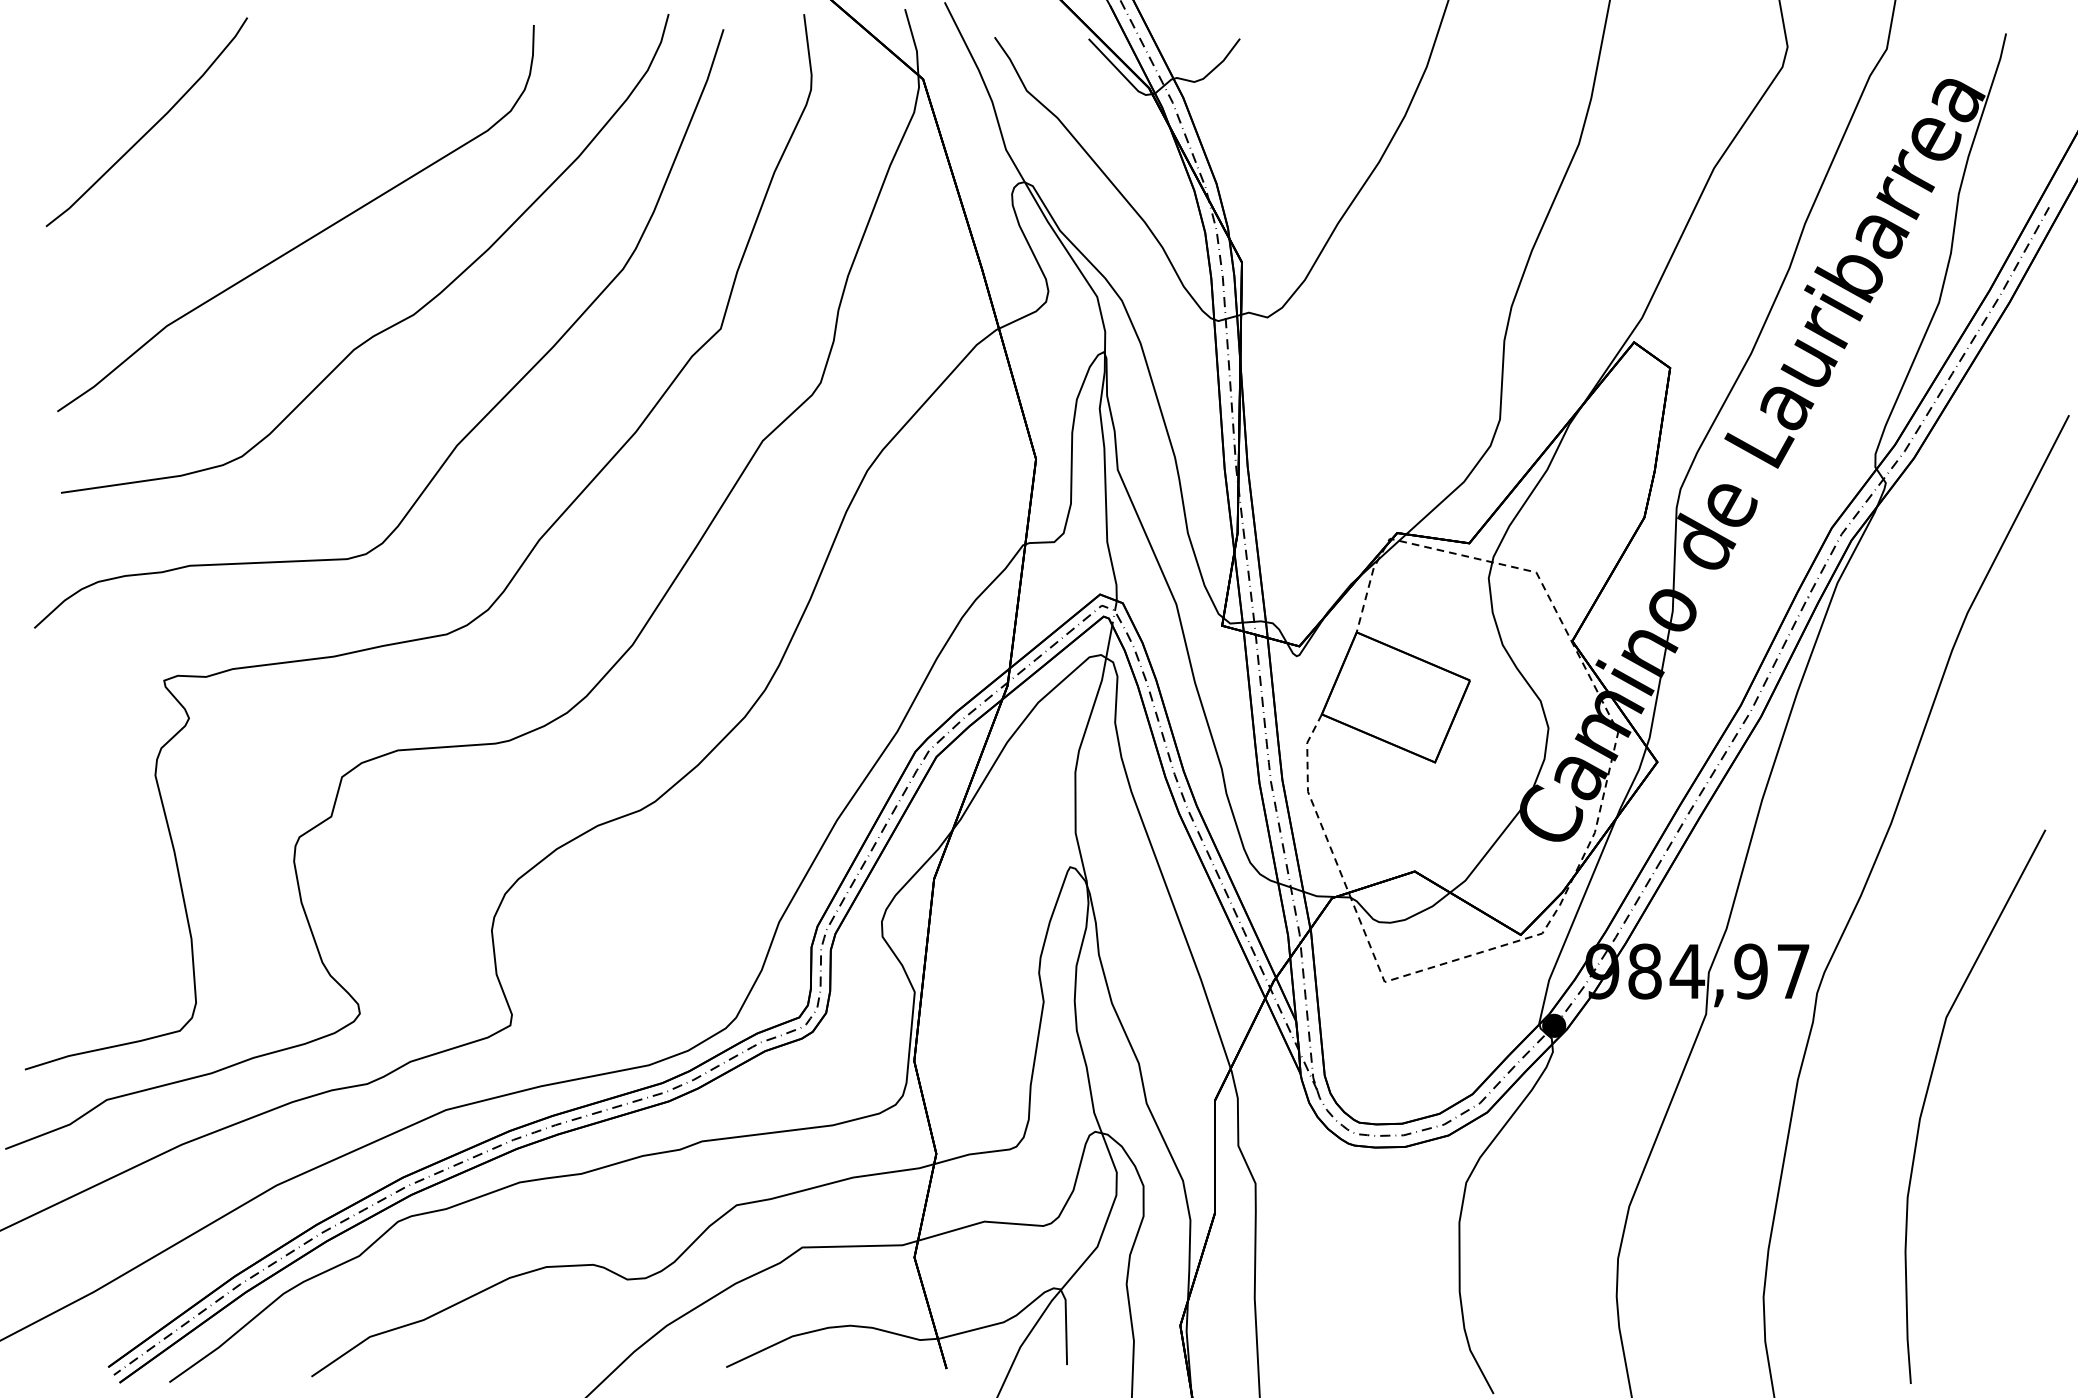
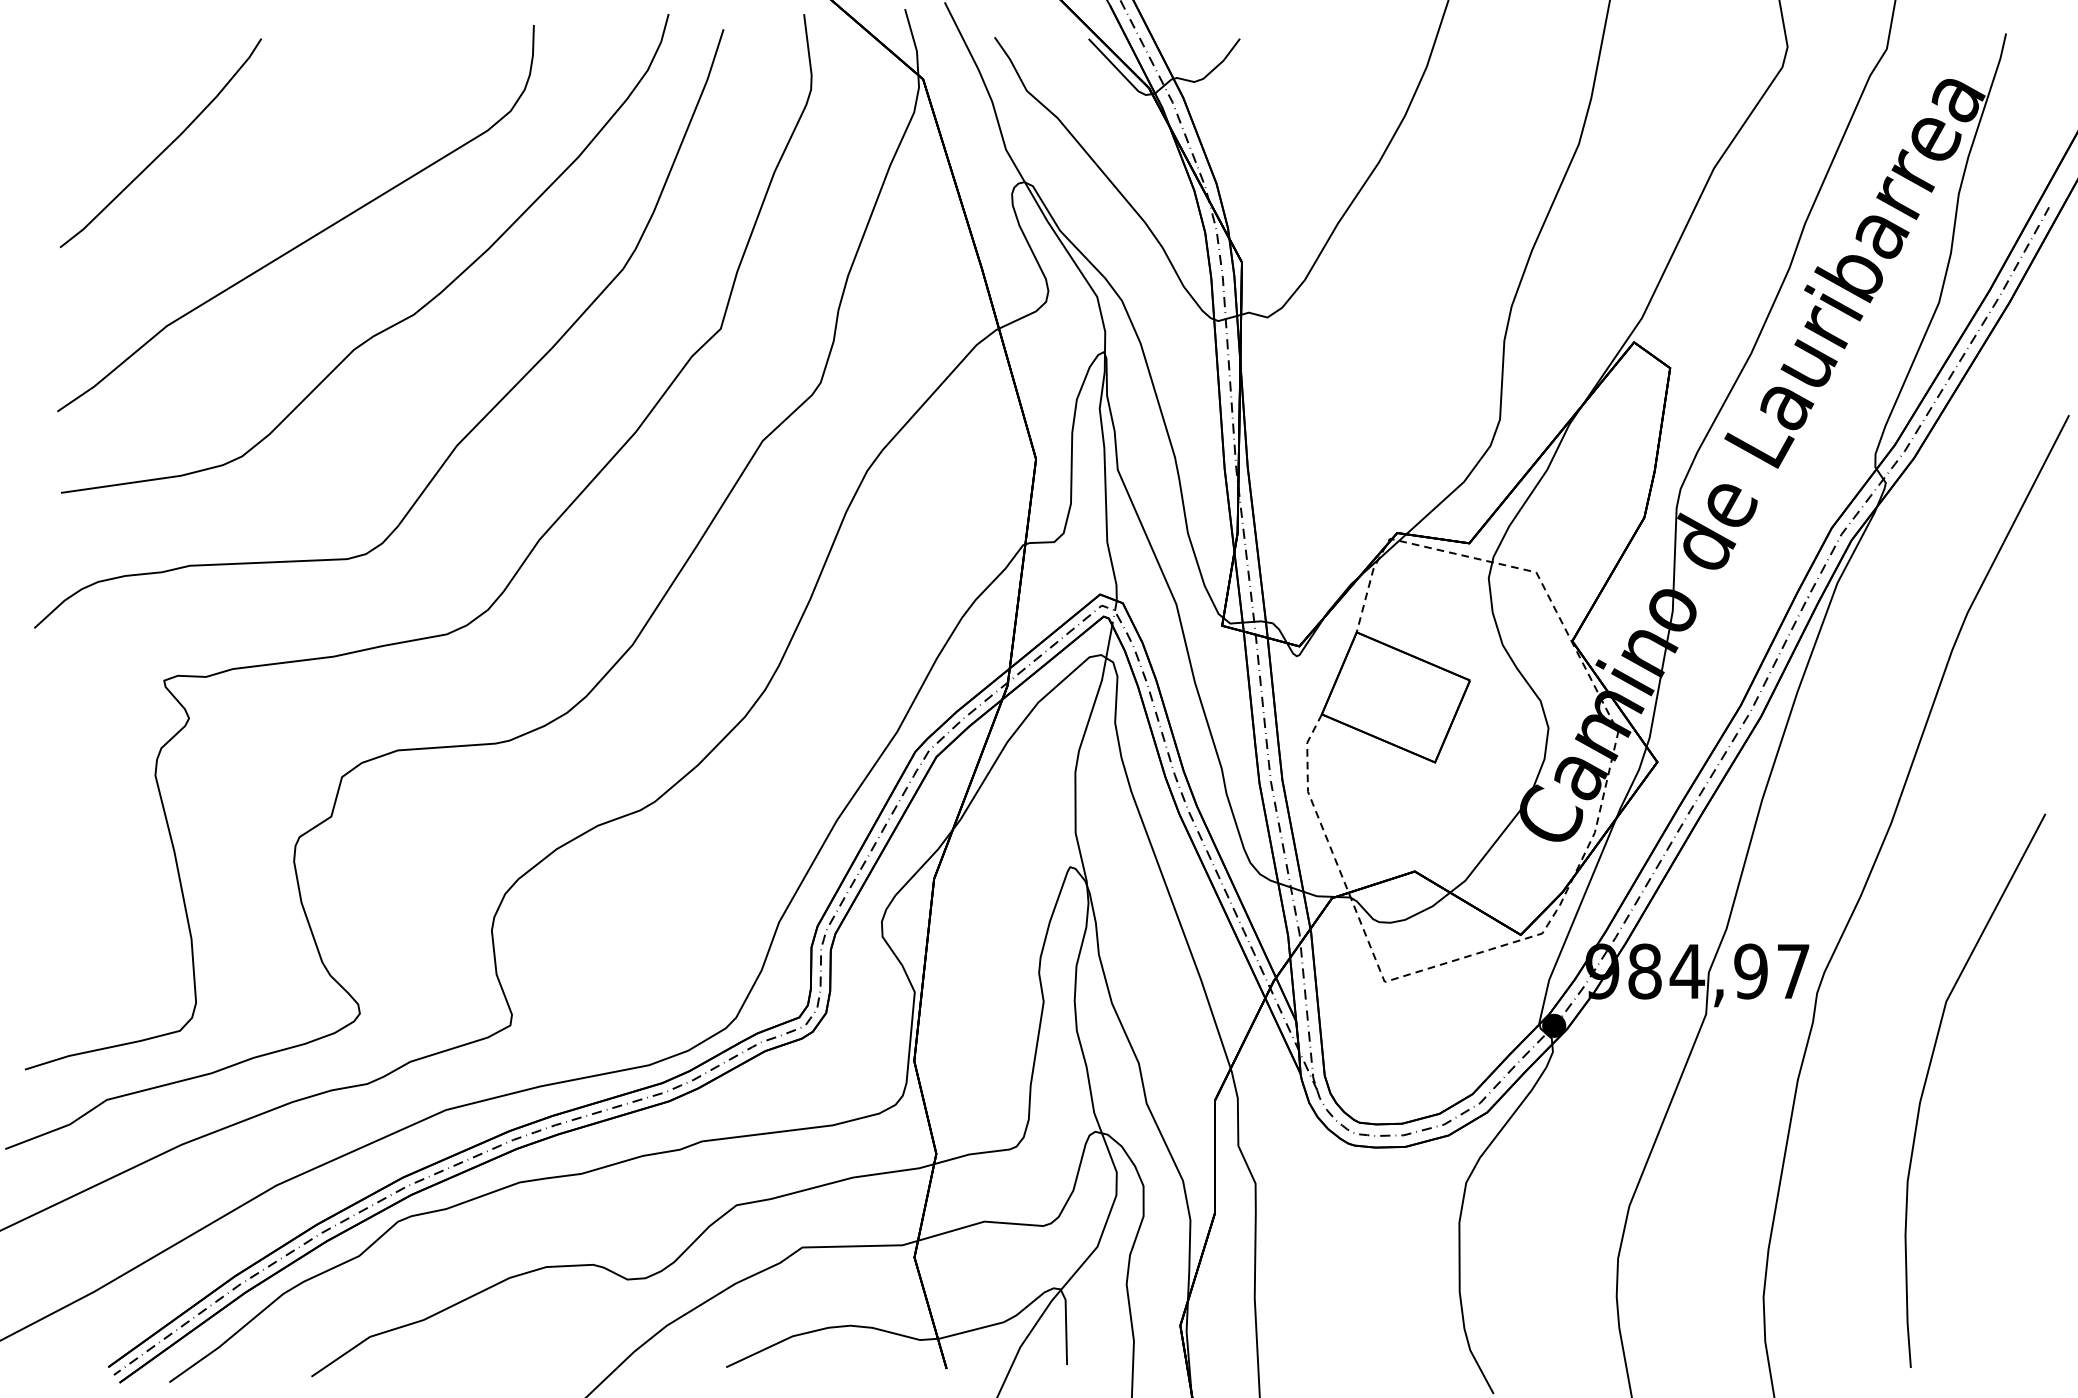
curve position: (151, 127) -> (165, 148) (165, 148)
curve position: (1928, 1091) -> (1928, 1075) (1928, 1075)
